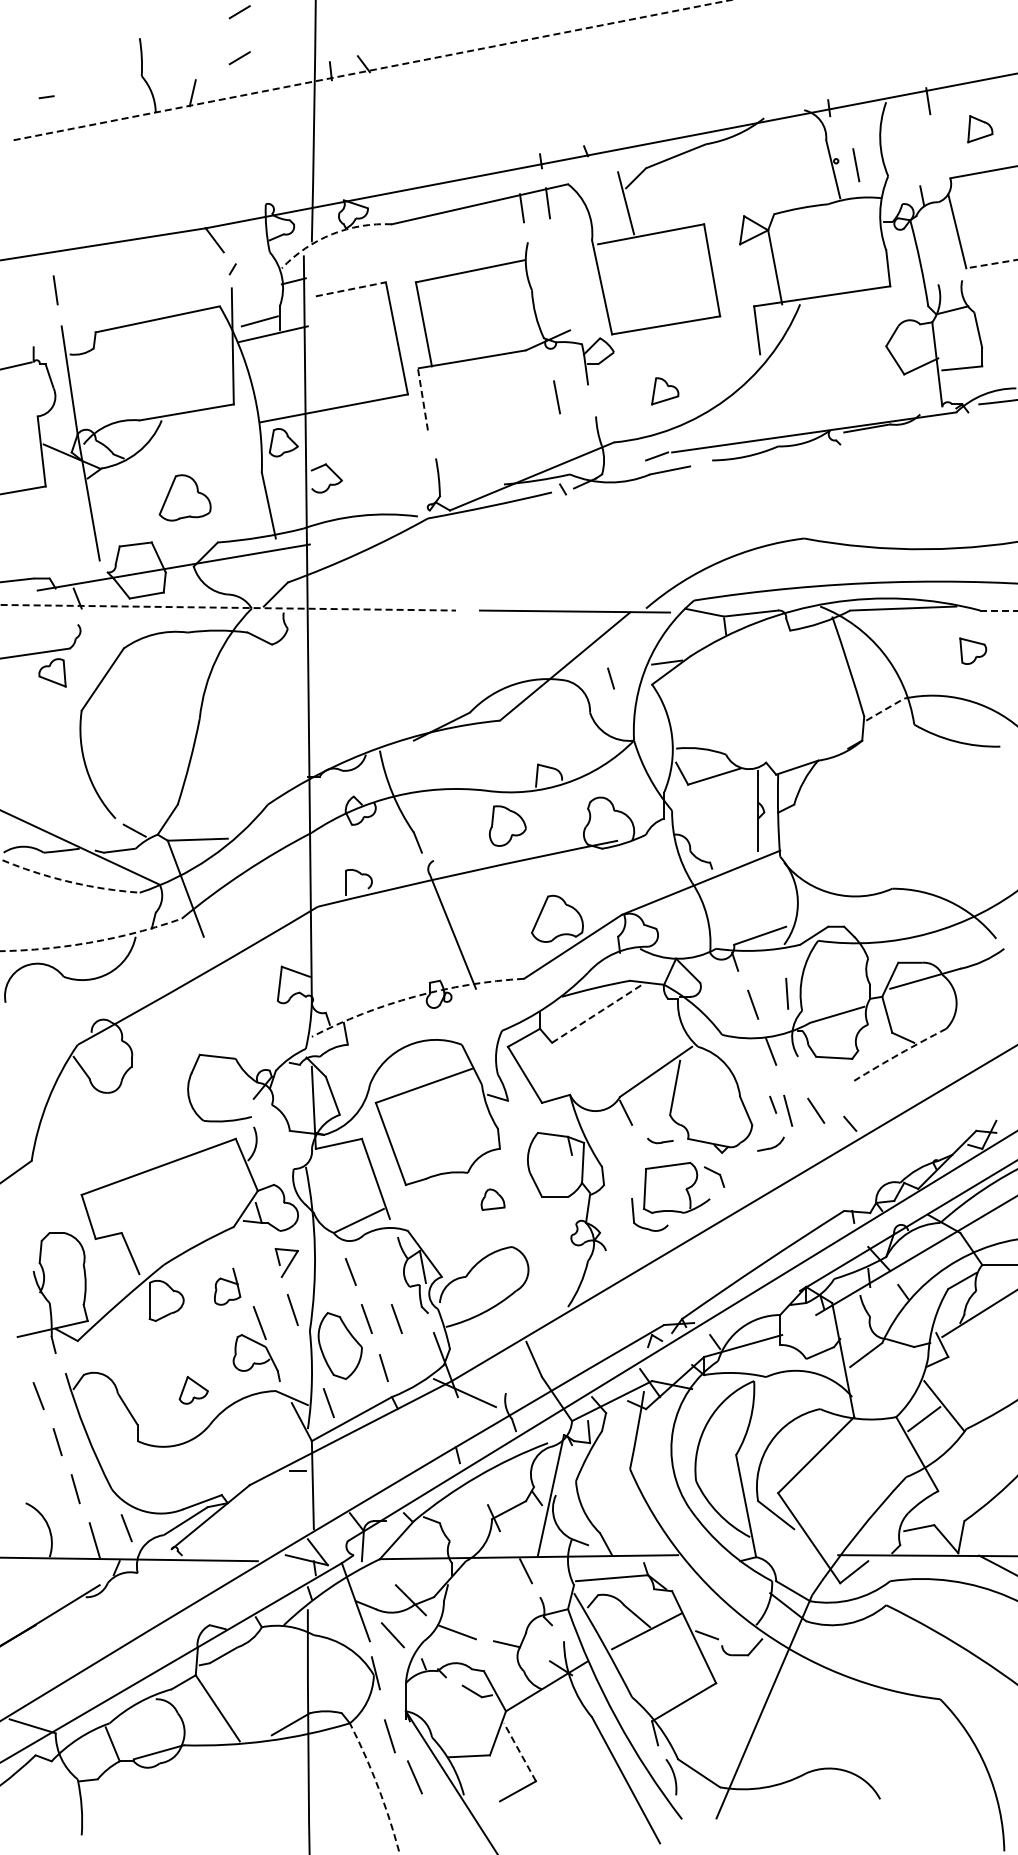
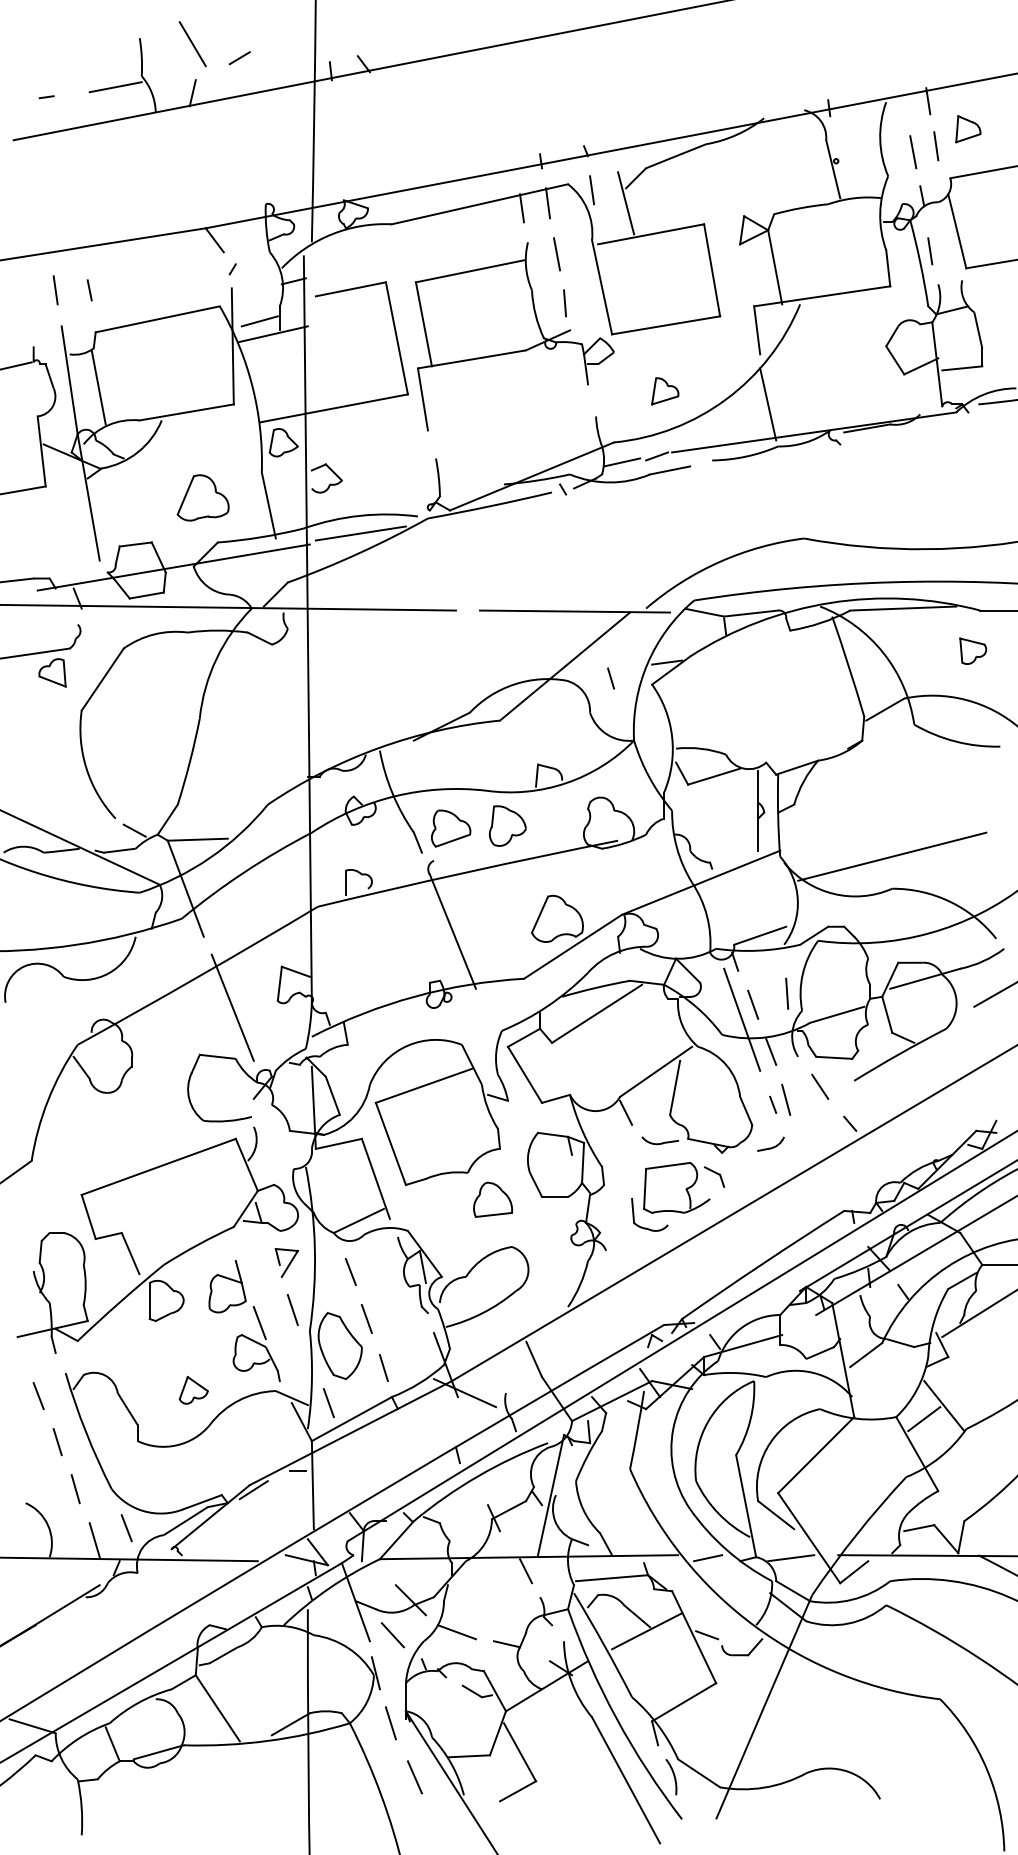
line: present -> none (239, 12)
line: none -> present (192, 44)
line: dashed -> solid (372, 70)
line: none -> present (115, 87)
part position: (980, 129) -> (968, 129) (968, 129)
line: none -> present (936, 146)
line position: (856, 165) -> (913, 152) (913, 152)
line: none -> present (592, 190)
arc: dashed -> solid (332, 234)
line: none -> present (930, 251)
line: dashed -> solid (991, 264)
line: dashed -> solid (350, 289)
line: none -> present (89, 290)
line: none -> present (565, 303)
line: none -> present (98, 387)
line position: (556, 397) -> (556, 254) (556, 254)
line: dashed -> solid (422, 398)
line: none -> present (768, 404)
line: none -> present (622, 462)
part position: (184, 497) -> (202, 497) (202, 497)
line: none -> present (360, 533)
line: dashed -> solid (228, 607)
line: dashed -> solid (999, 610)
line: dashed -> solid (885, 709)
part: none -> present (451, 828)
line: none -> present (892, 856)
arc: dashed -> solid (68, 881)
arc: dashed -> solid (92, 942)
line: none -> present (994, 994)
arc: dashed -> solid (414, 996)
line: none -> present (232, 1007)
line: dashed -> solid (597, 1013)
line: none -> present (742, 1019)
arc: dashed -> solid (899, 1053)
line position: (788, 1110) -> (786, 1099) (786, 1099)
line position: (816, 1110) -> (820, 1086) (820, 1086)
part size: 27x8 px -> 38x10 px (659, 1140)
part size: 26x23 px -> 40x37 px (492, 1199)
part size: 28x39 px -> 39x54 px (227, 1286)
line: present -> none (396, 1318)
line: none -> present (253, 1490)
line: none -> present (708, 1558)
line: none -> present (791, 1558)
line position: (389, 1736) -> (390, 1723) (390, 1723)
line: dashed -> solid (519, 1751)
arc: dashed -> solid (378, 1787)
